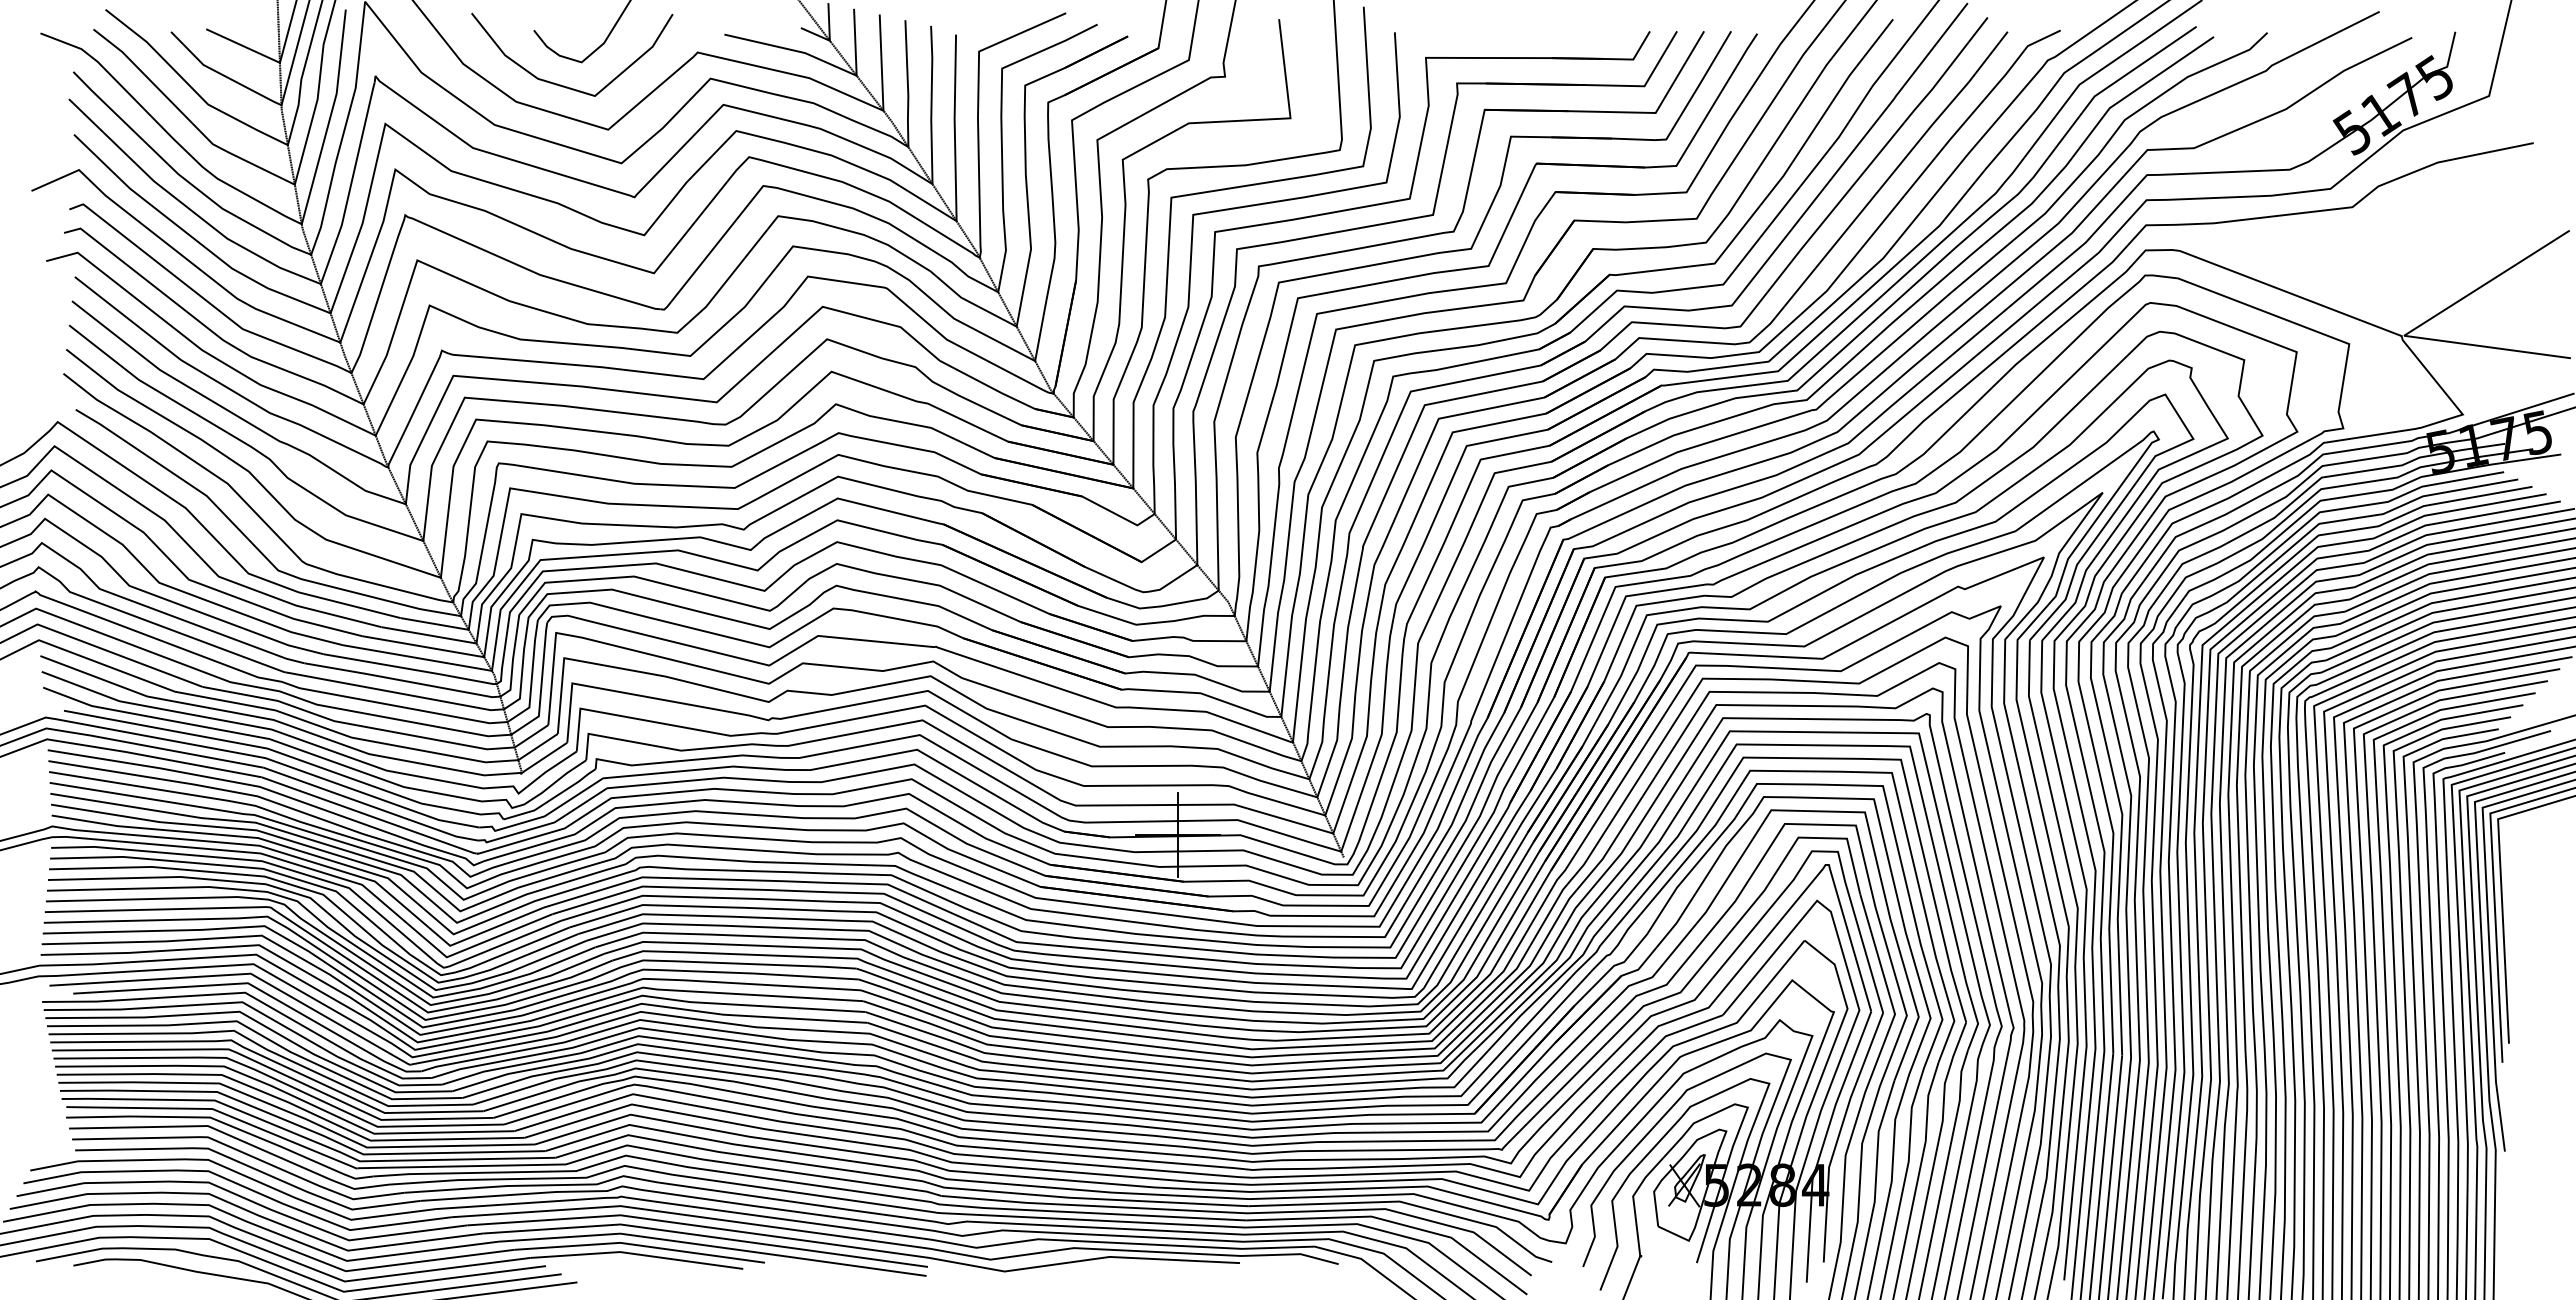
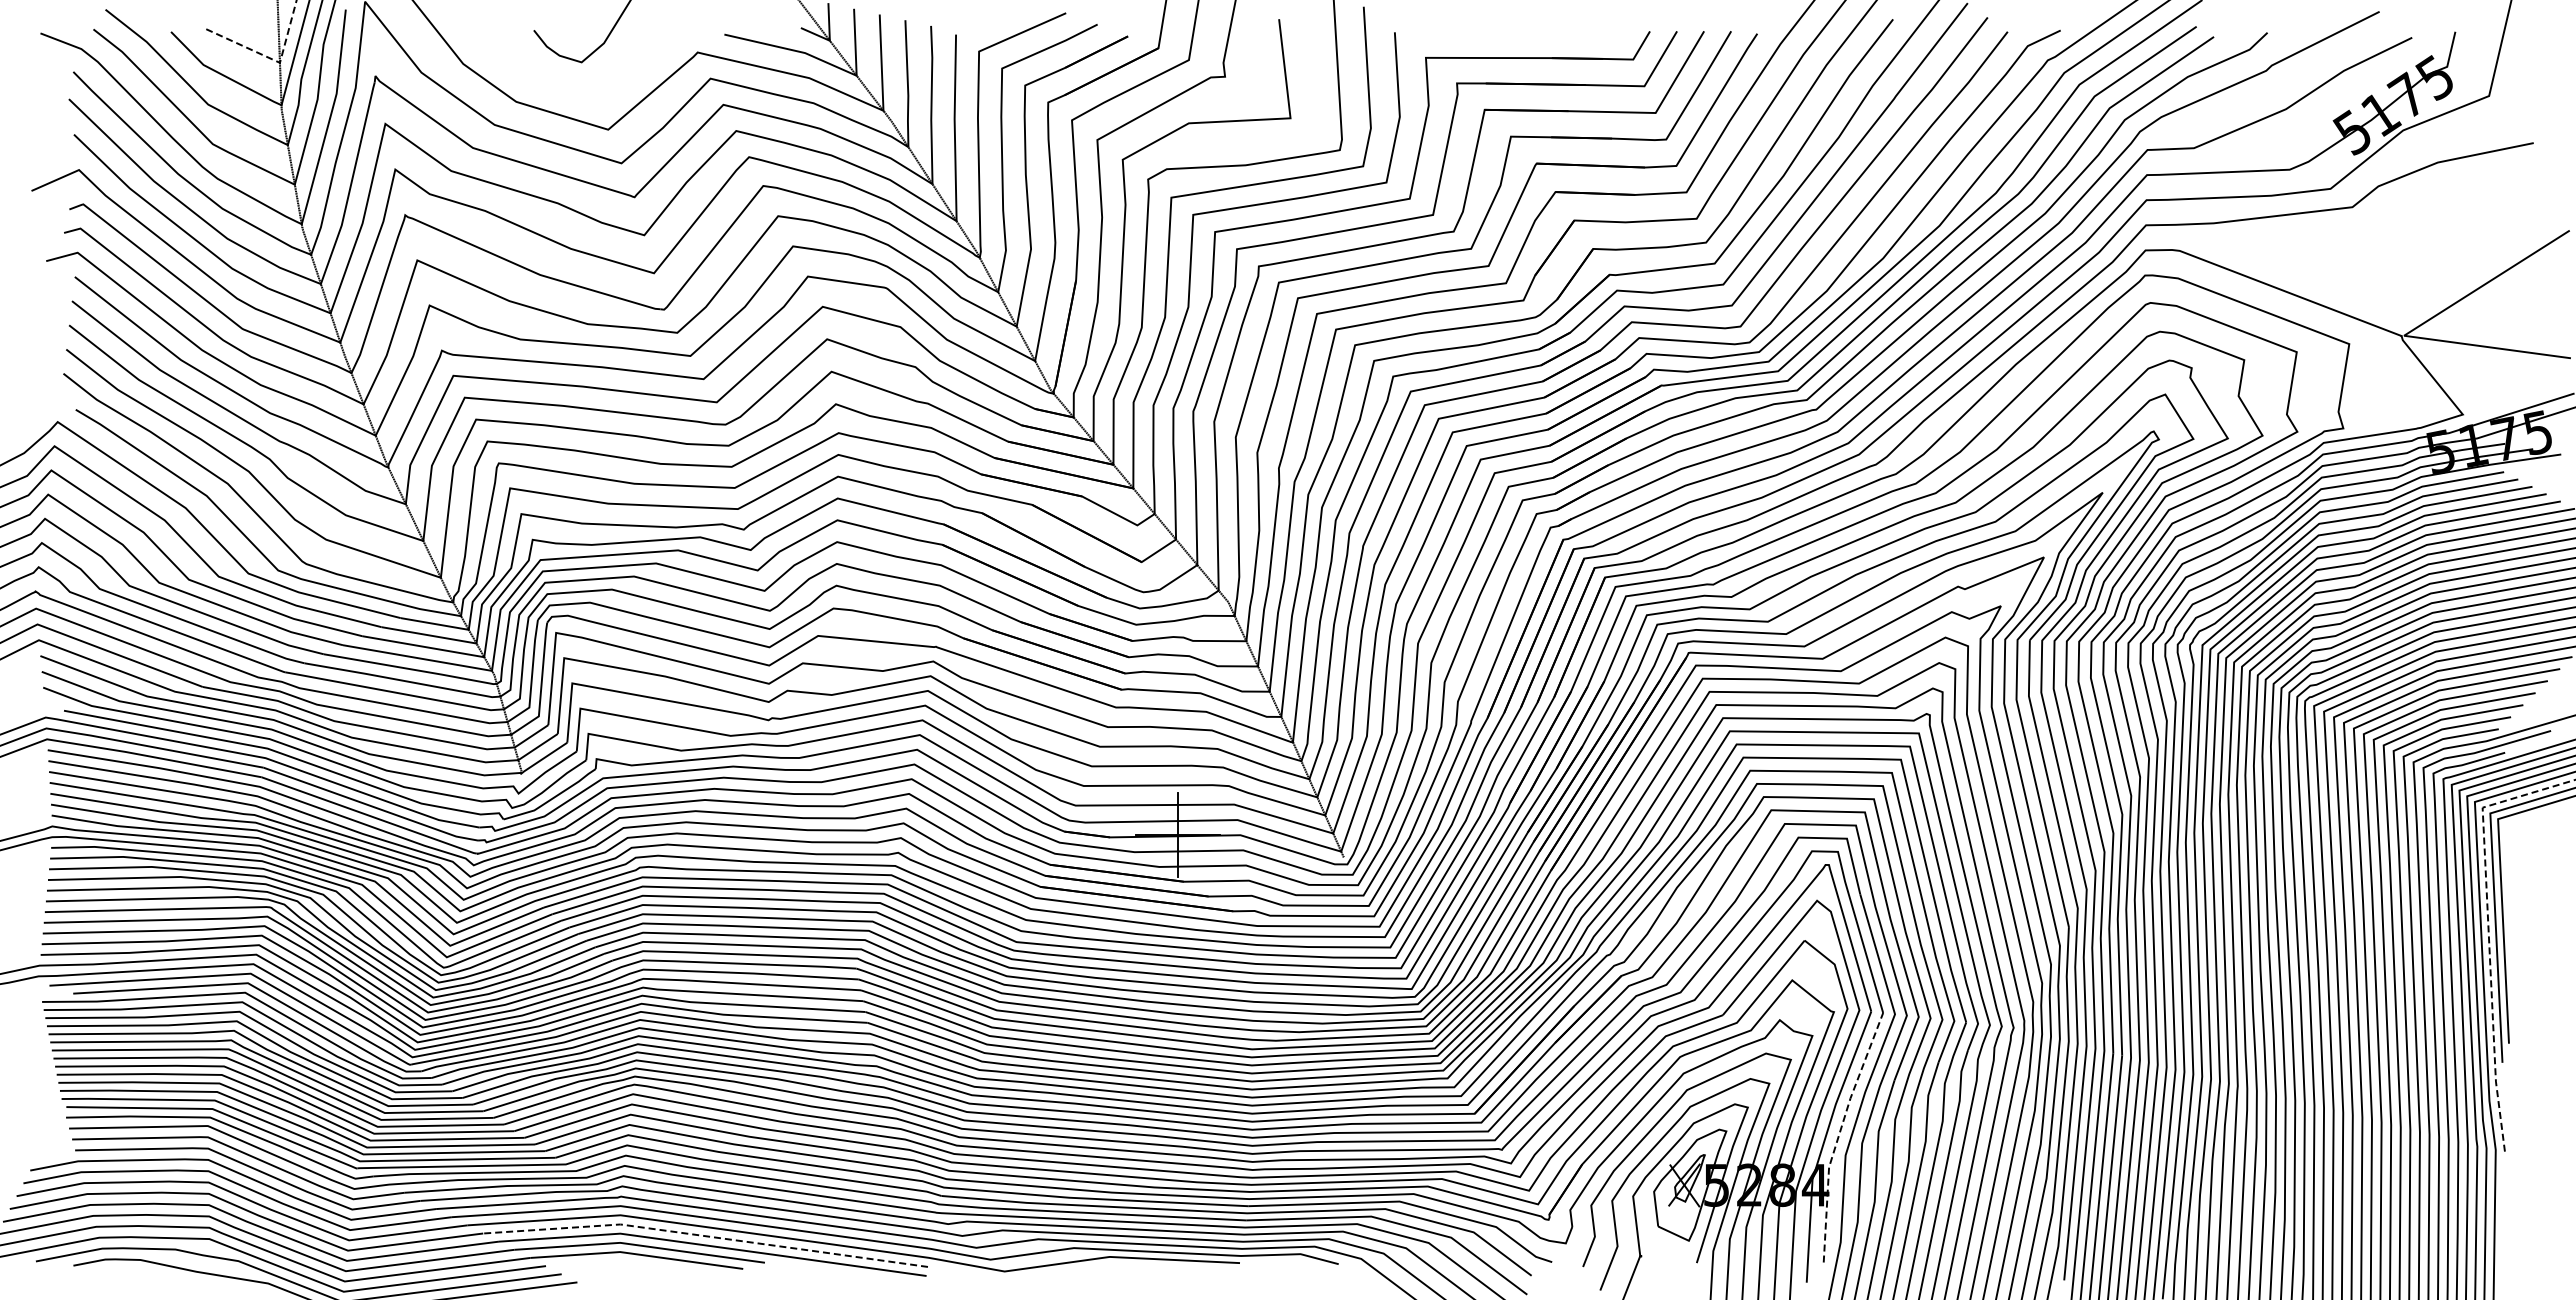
line: solid -> dashed (272, 59)
curve: present -> none (564, 85)
line: solid -> dashed (2488, 931)
line: solid -> dashed (1839, 1134)
line: solid -> dashed (705, 1236)
